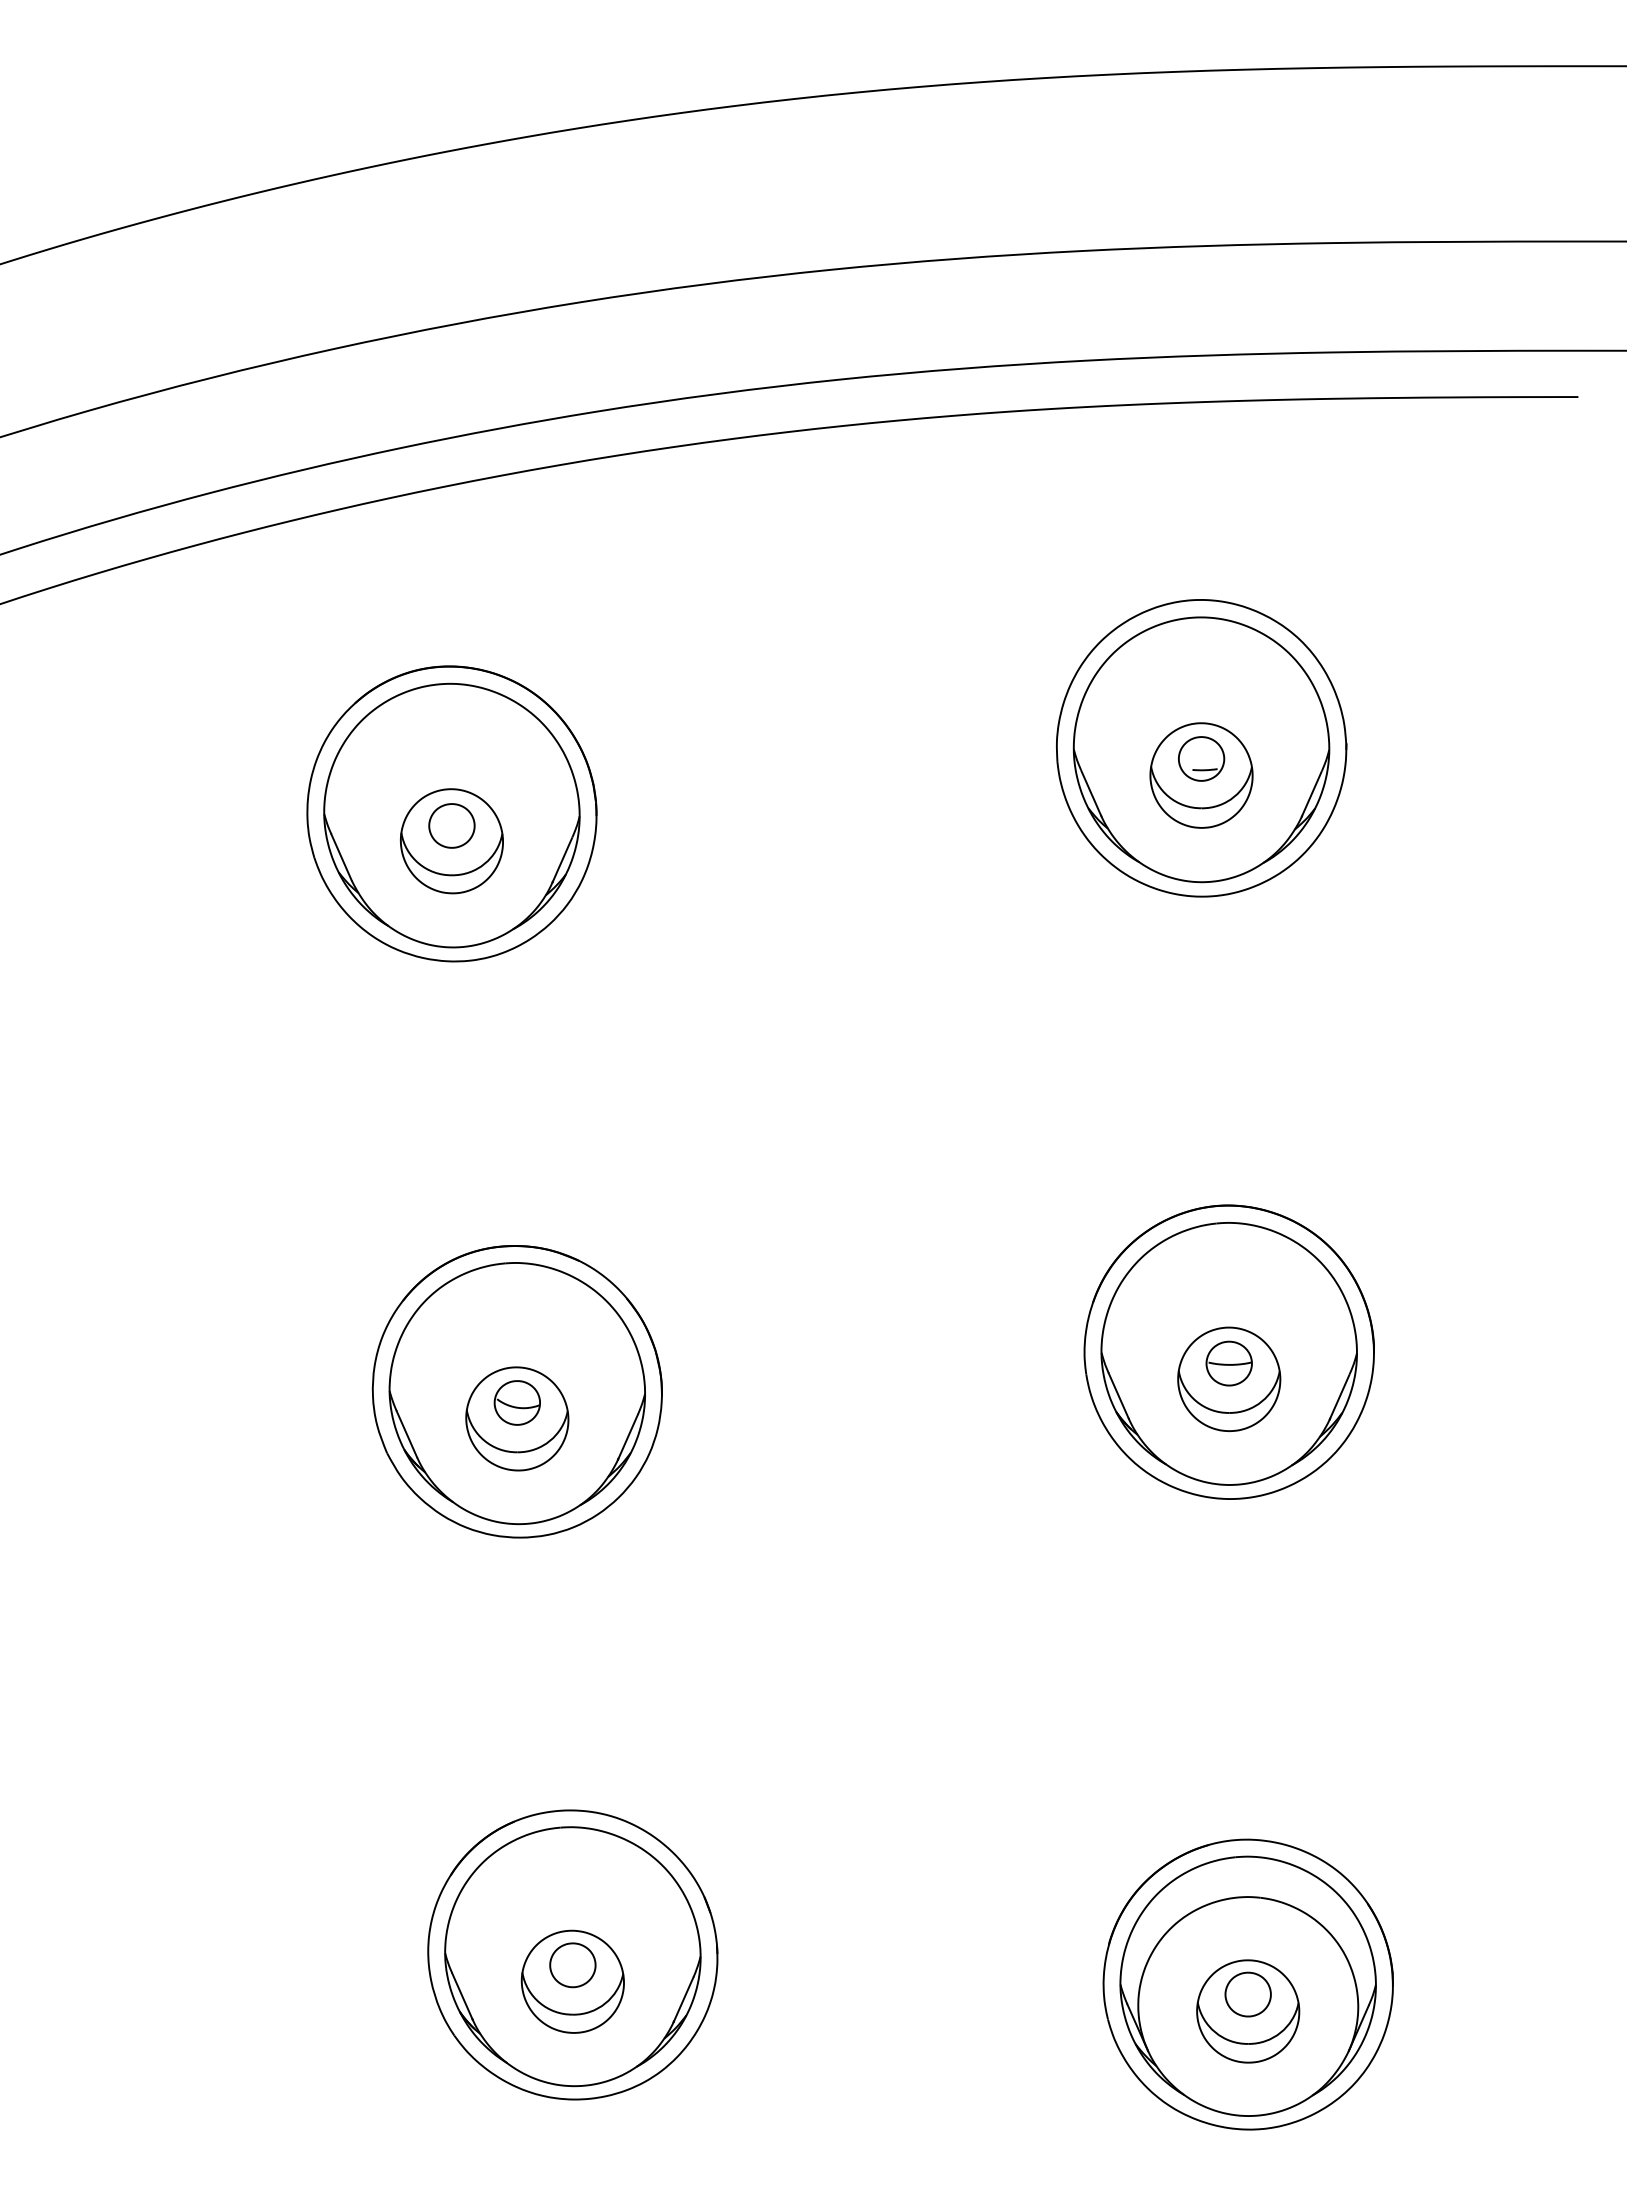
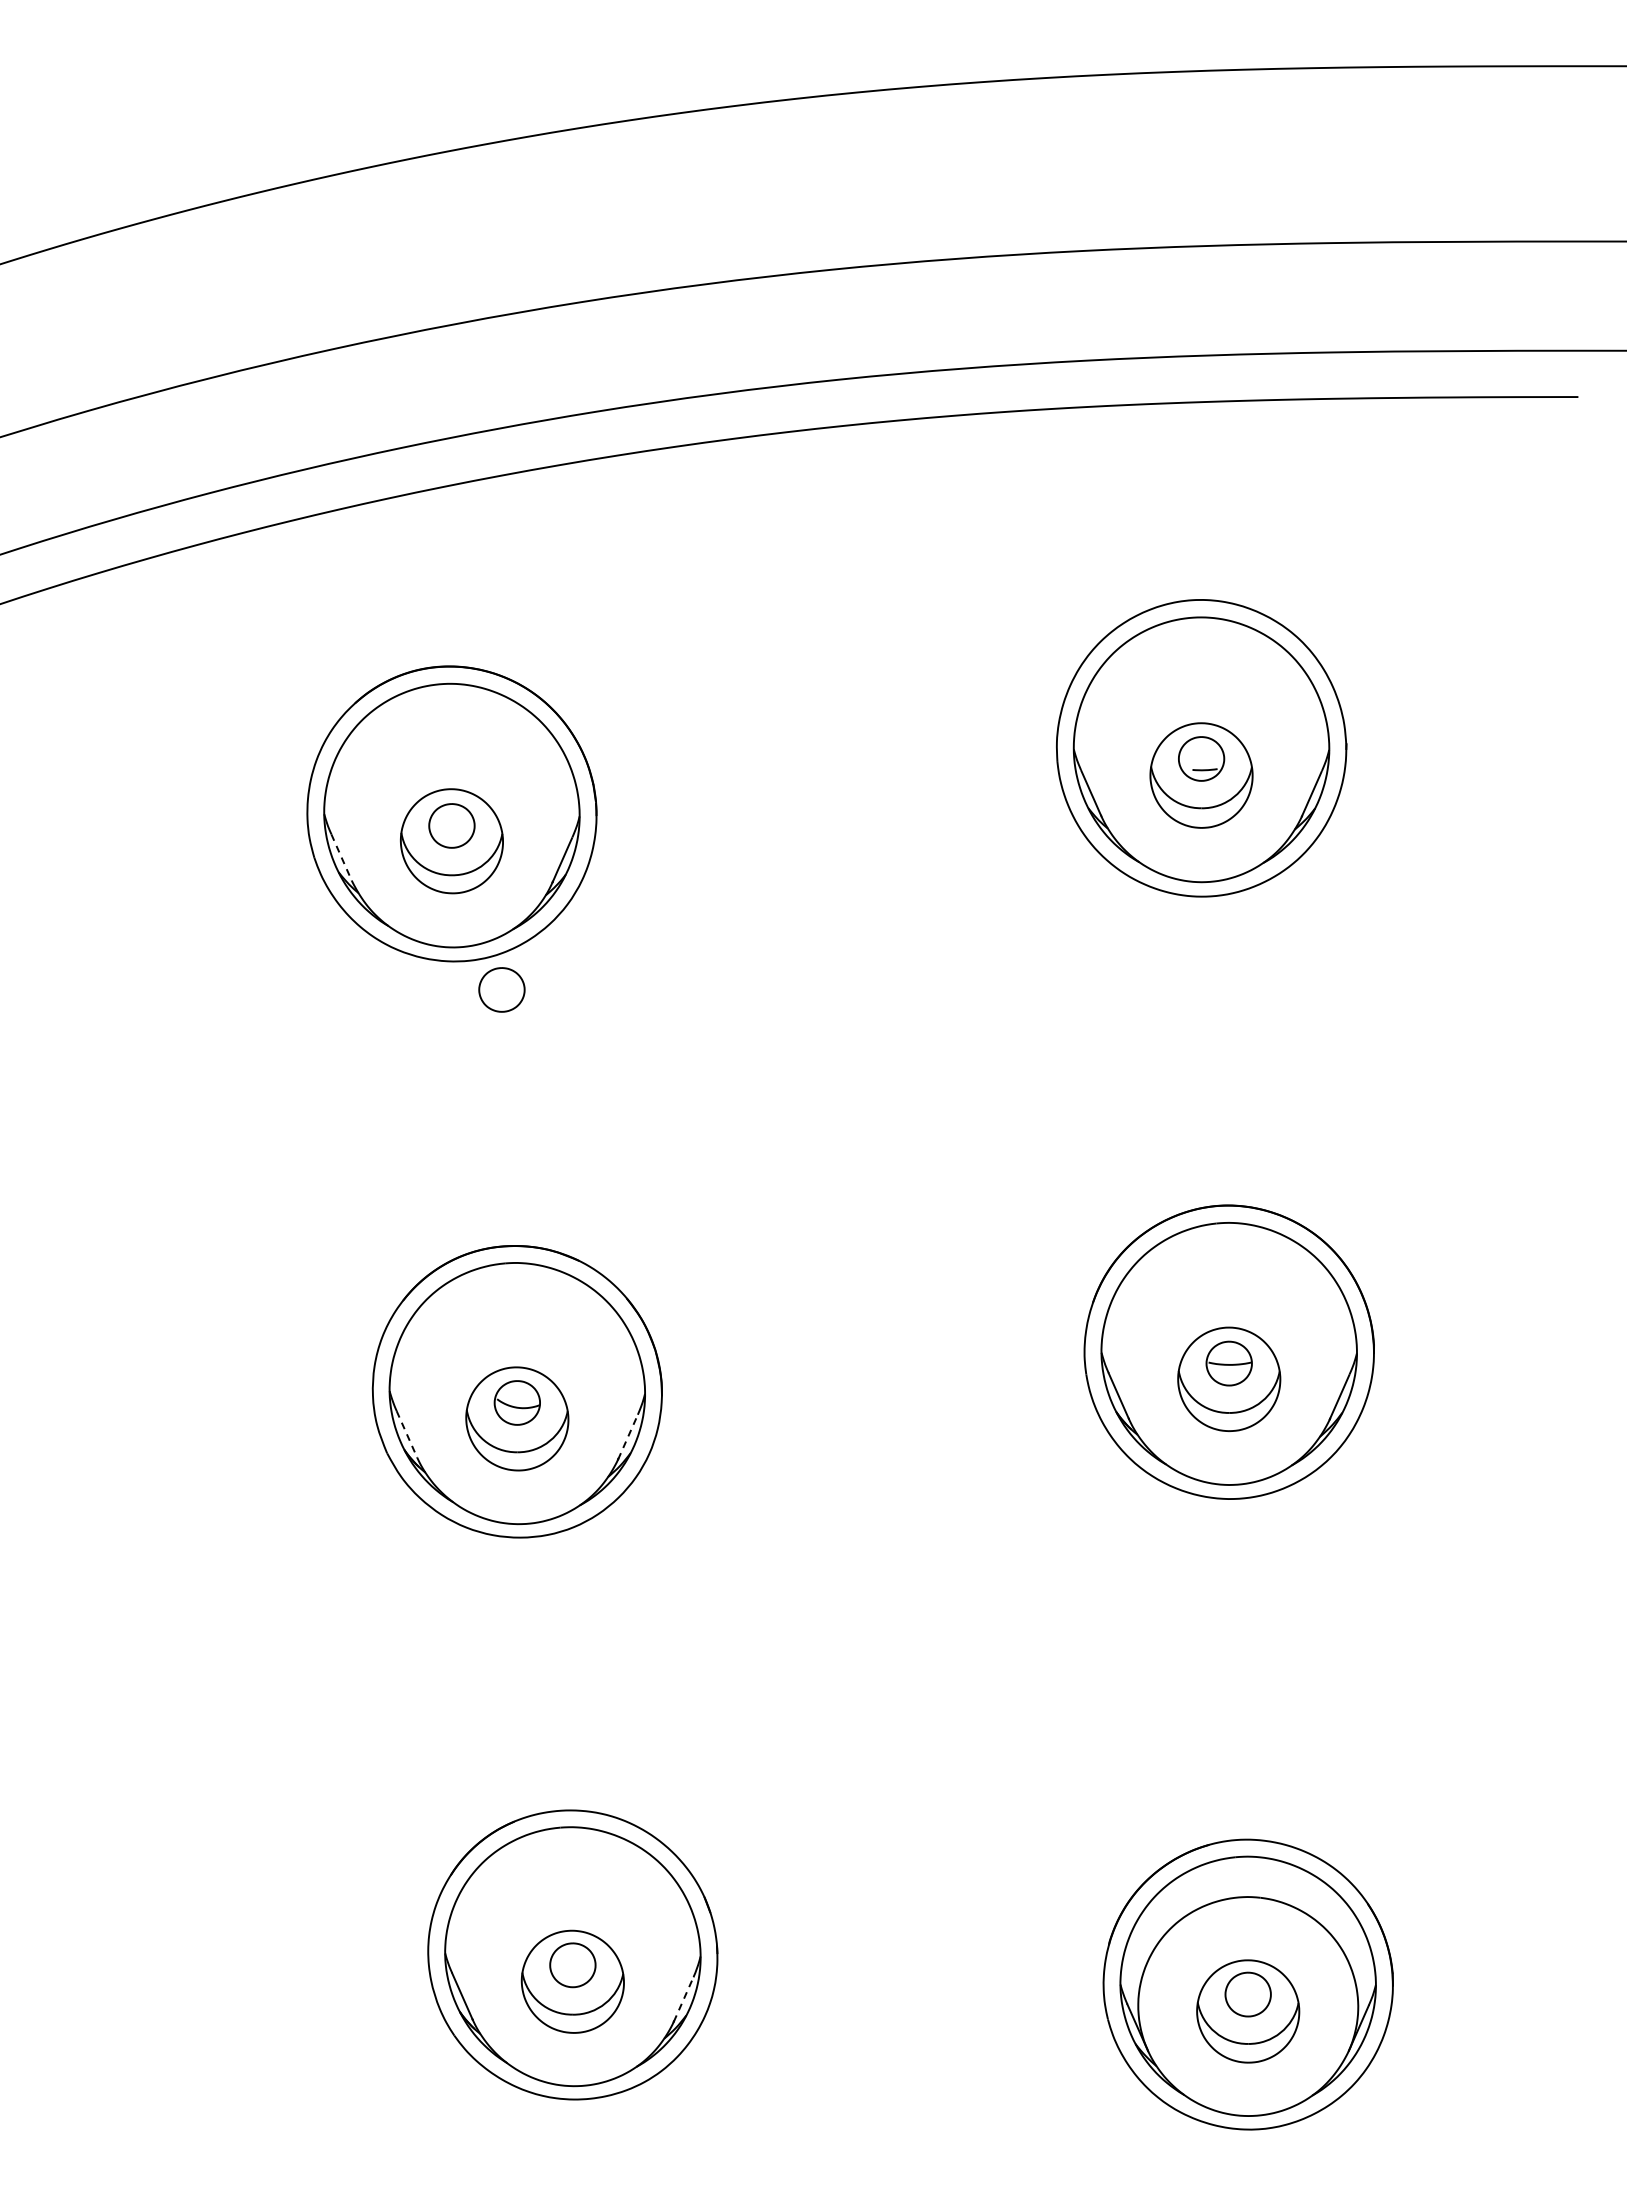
line: solid -> dashed (341, 857)
part: none -> present (501, 989)
line: solid -> dashed (407, 1434)
line: solid -> dashed (628, 1436)
line: solid -> dashed (683, 1999)
